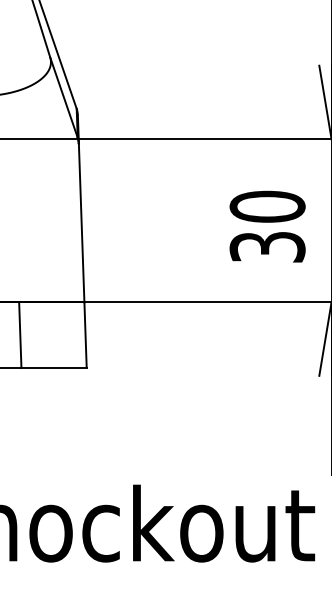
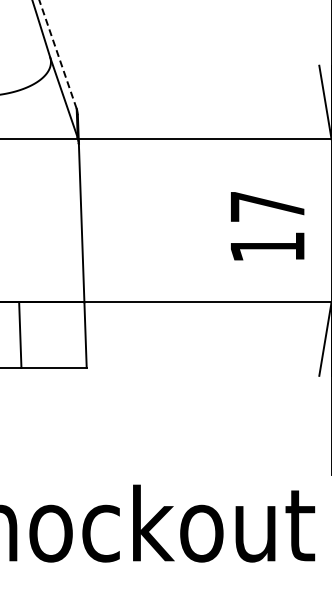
line: solid -> dashed (57, 54)
text: 30 -> 17 (267, 226)
